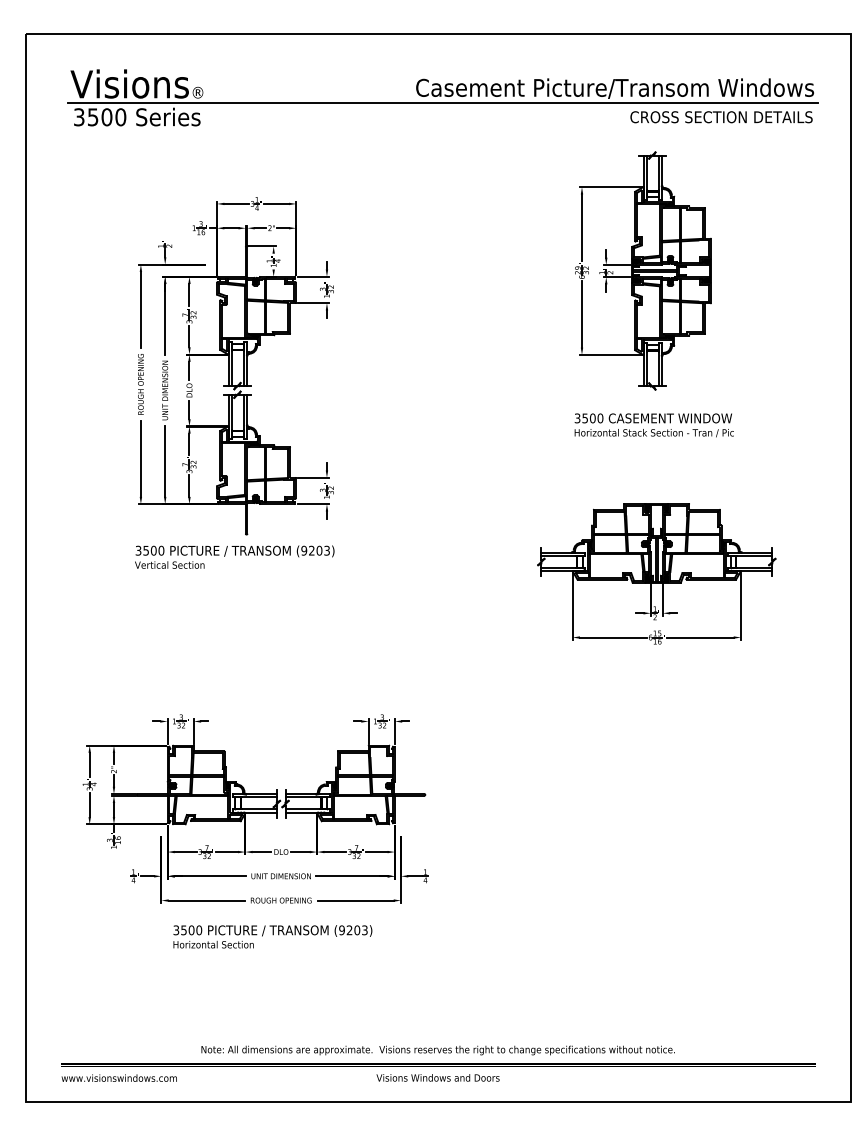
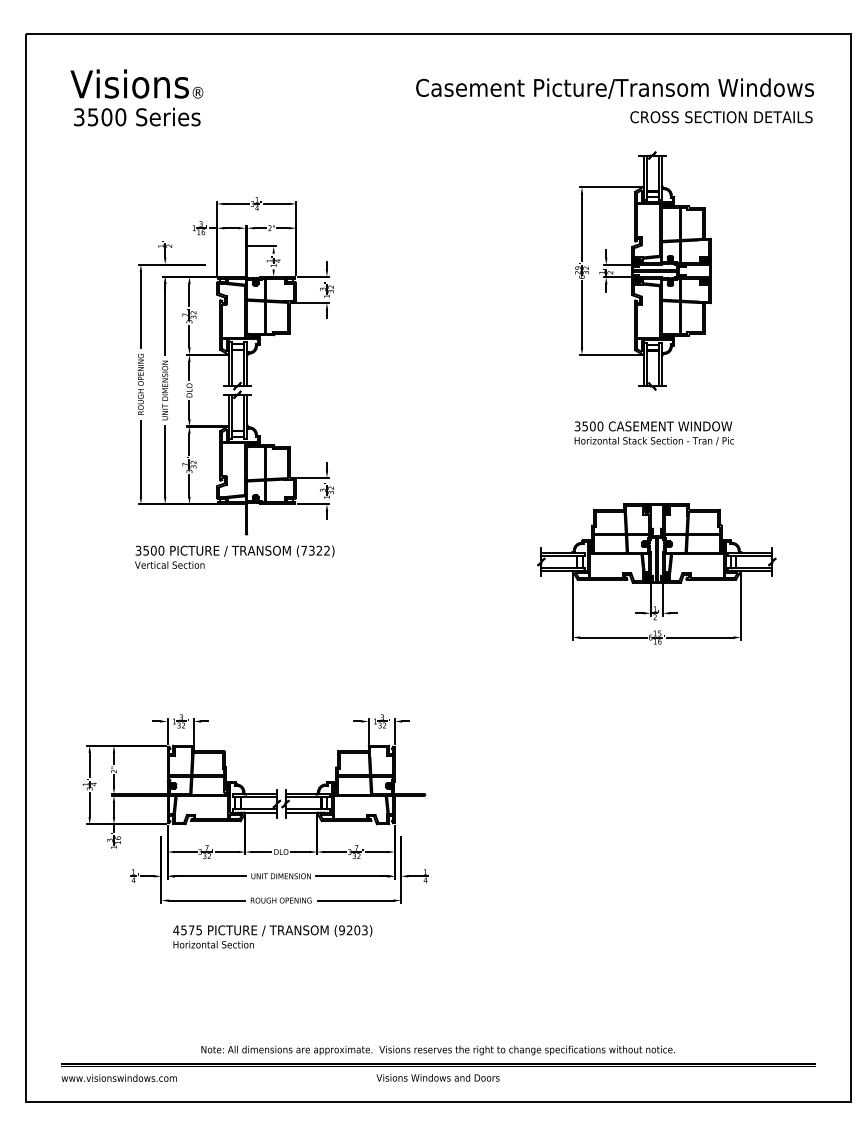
line: present -> none (442, 103)
text position: (653, 425) -> (653, 433) (653, 433)
text: (9203) -> (7322) (315, 550)
text: 3500 -> 4575 (187, 930)
